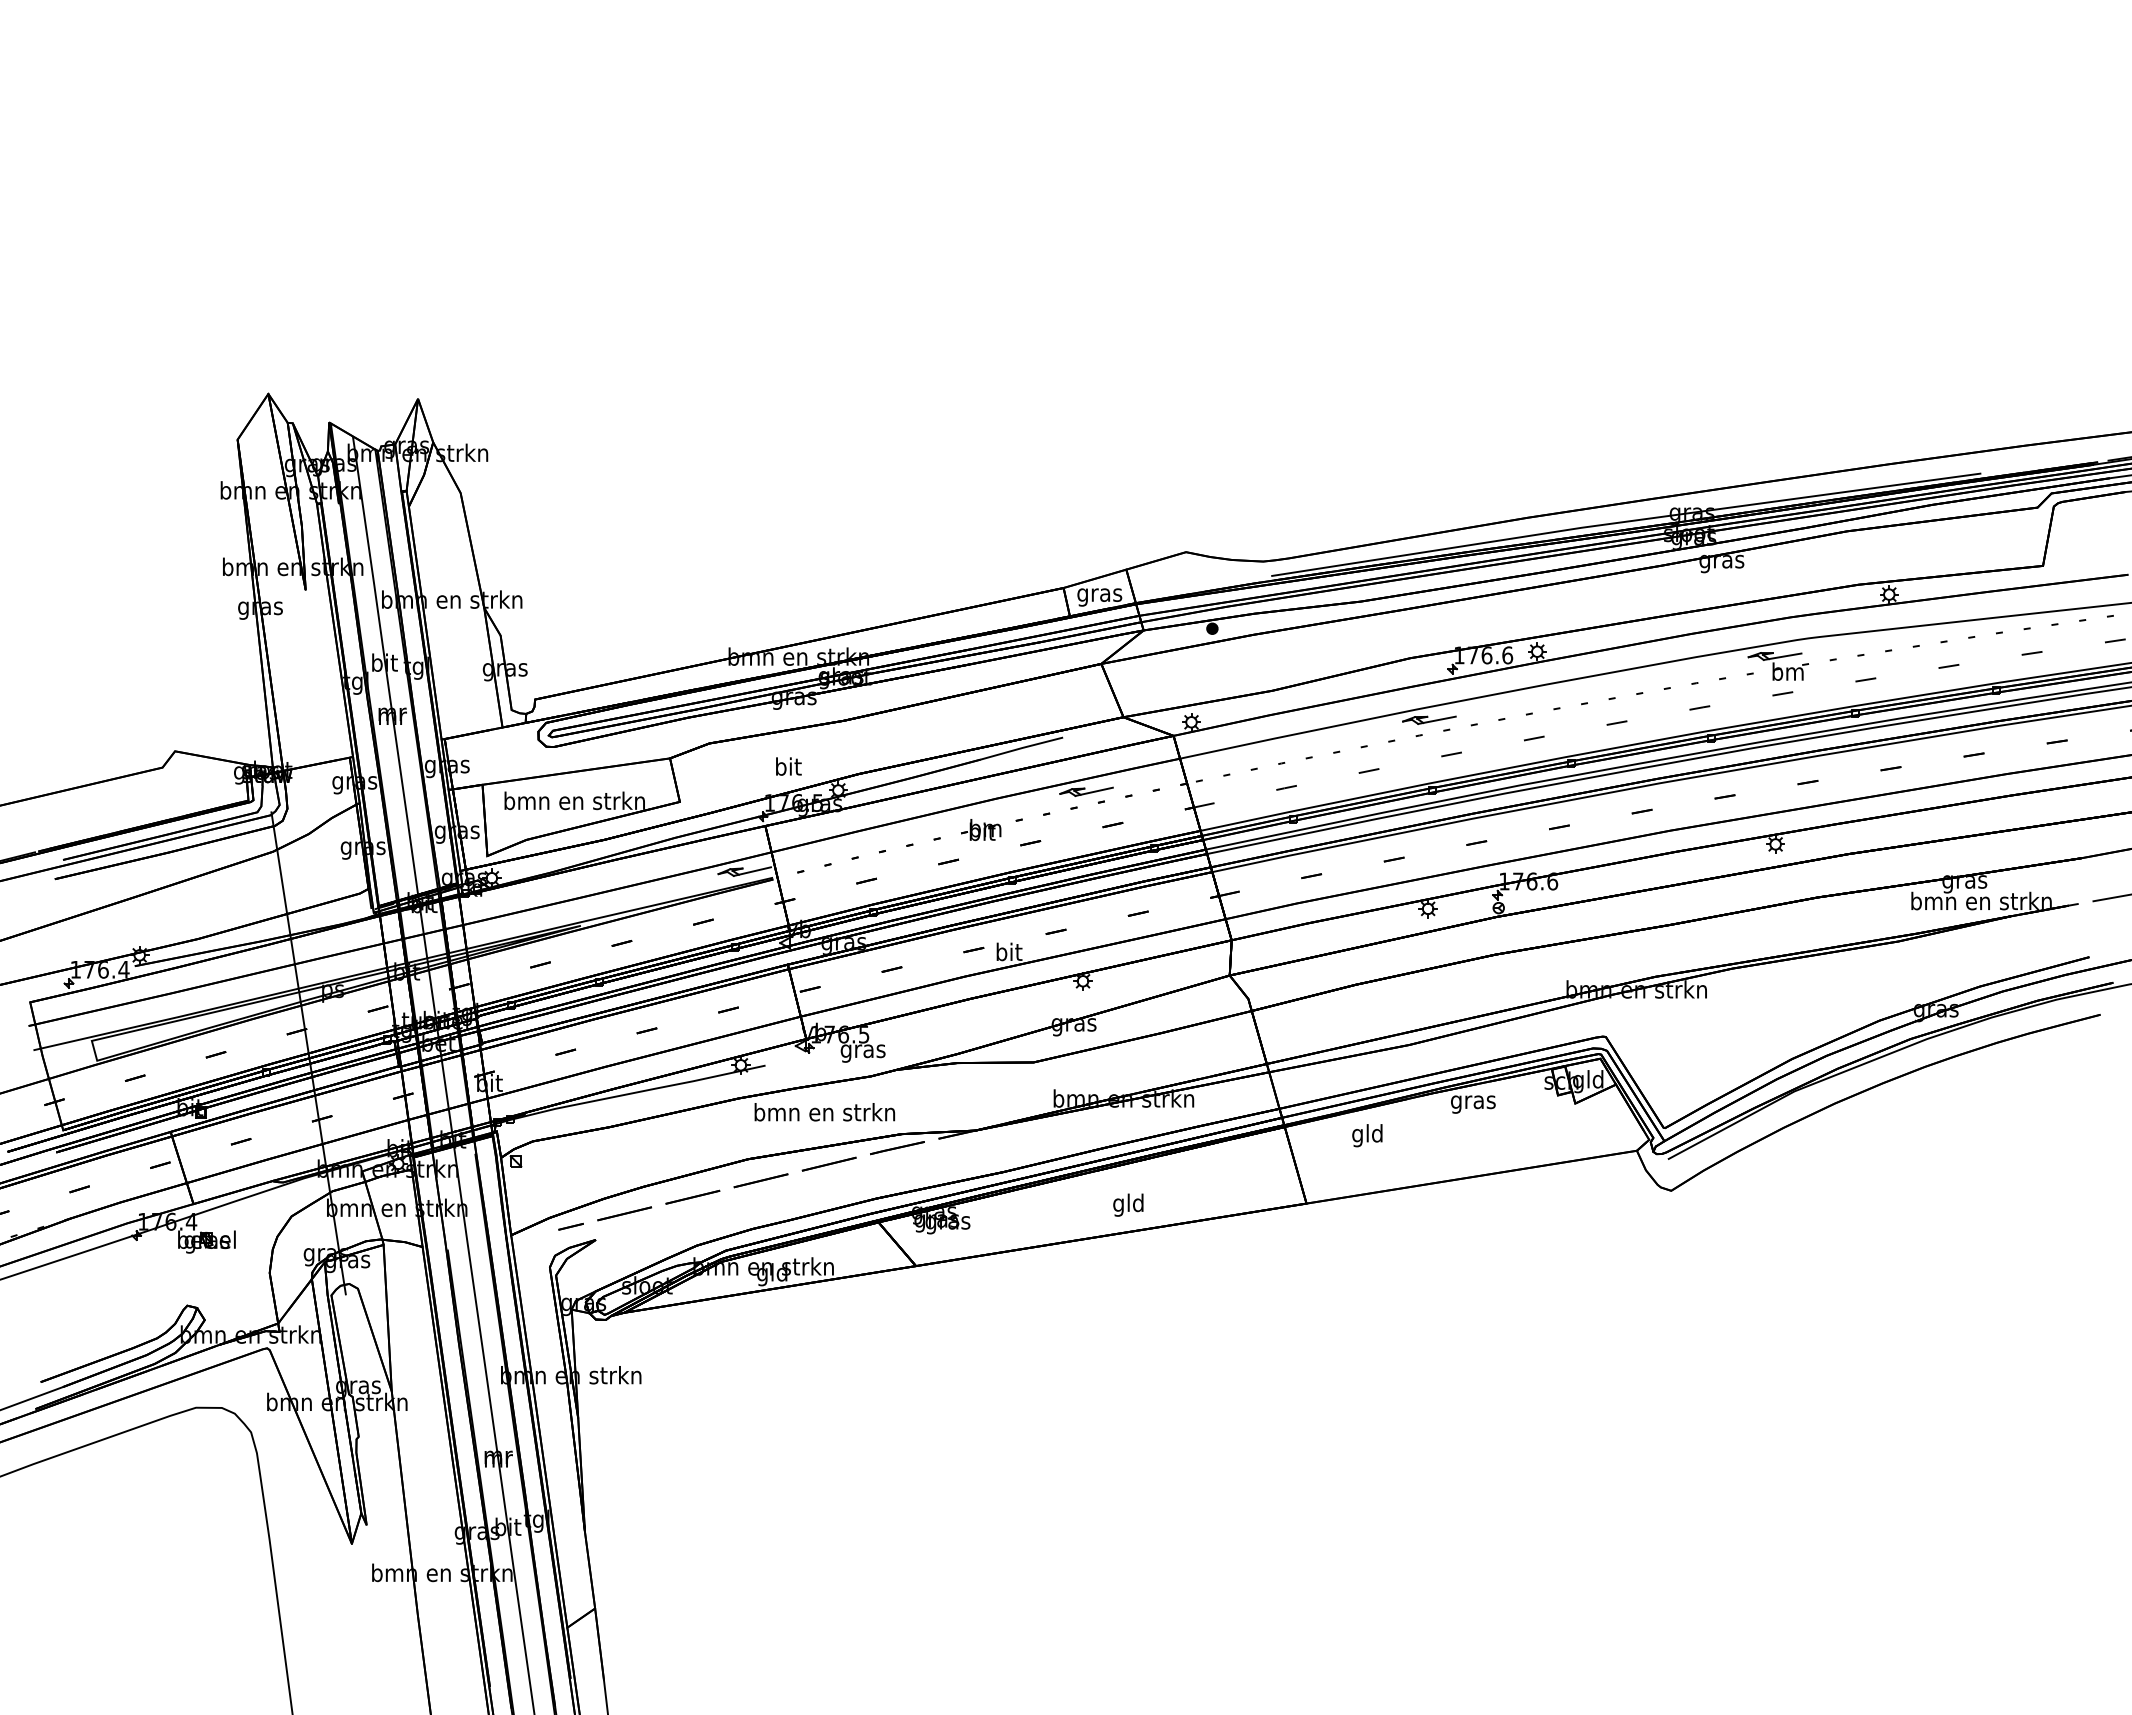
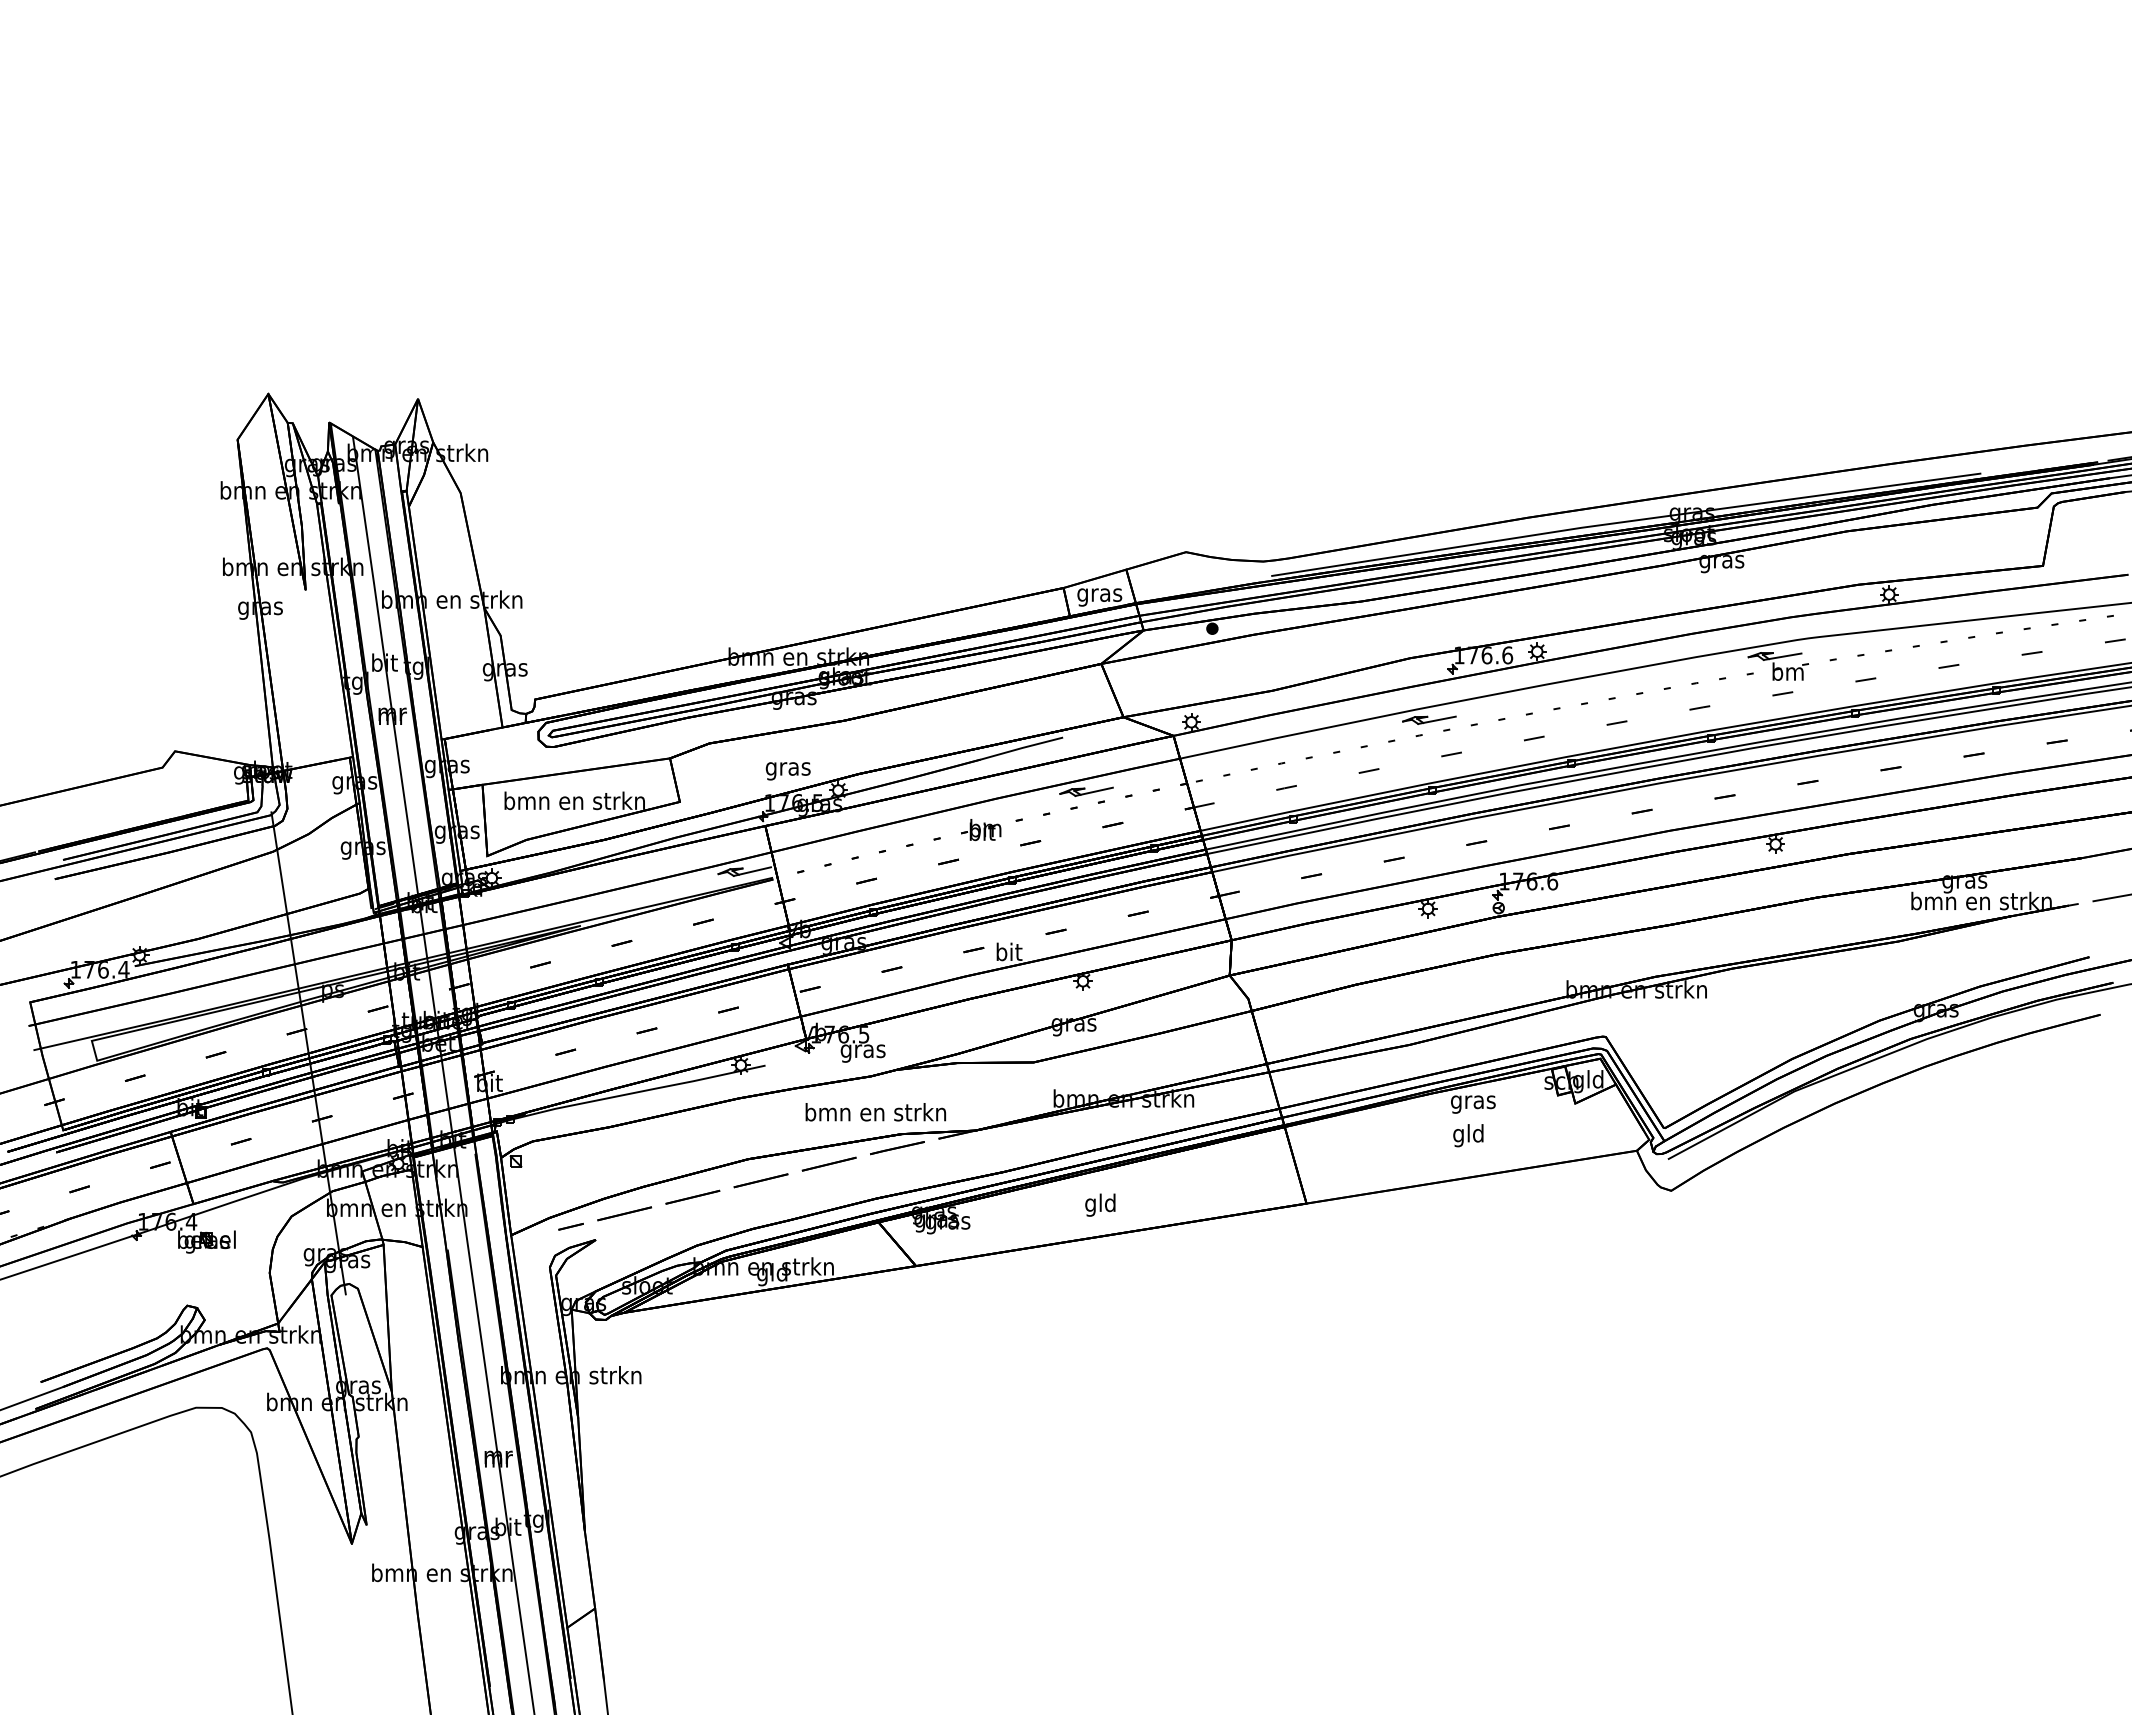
text: bit -> gras (787, 768)
text position: (824, 1112) -> (875, 1112) (875, 1112)
text position: (1367, 1135) -> (1468, 1135) (1468, 1135)
text position: (1128, 1204) -> (1100, 1204) (1100, 1204)
